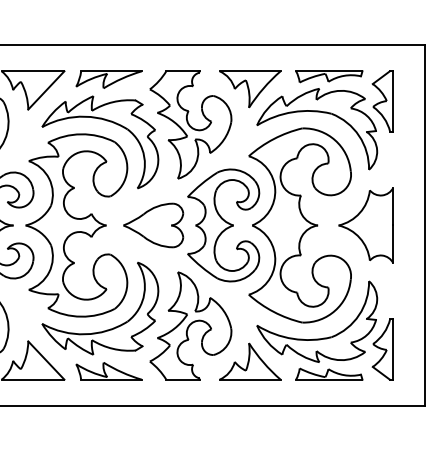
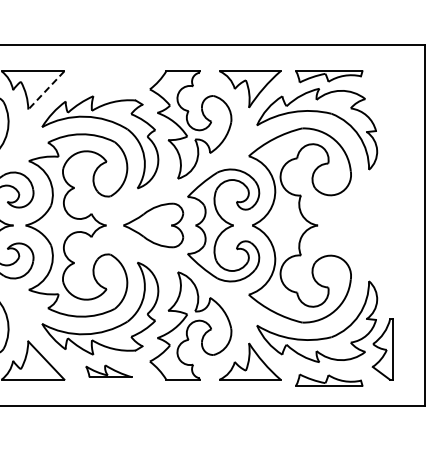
part: present -> none (108, 79)
line: solid -> dashed (45, 90)
part: present -> none (382, 101)
part: present -> none (365, 225)
part size: 68x19 px -> 48x14 px (108, 370)
part position: (329, 373) -> (329, 379) (329, 379)
